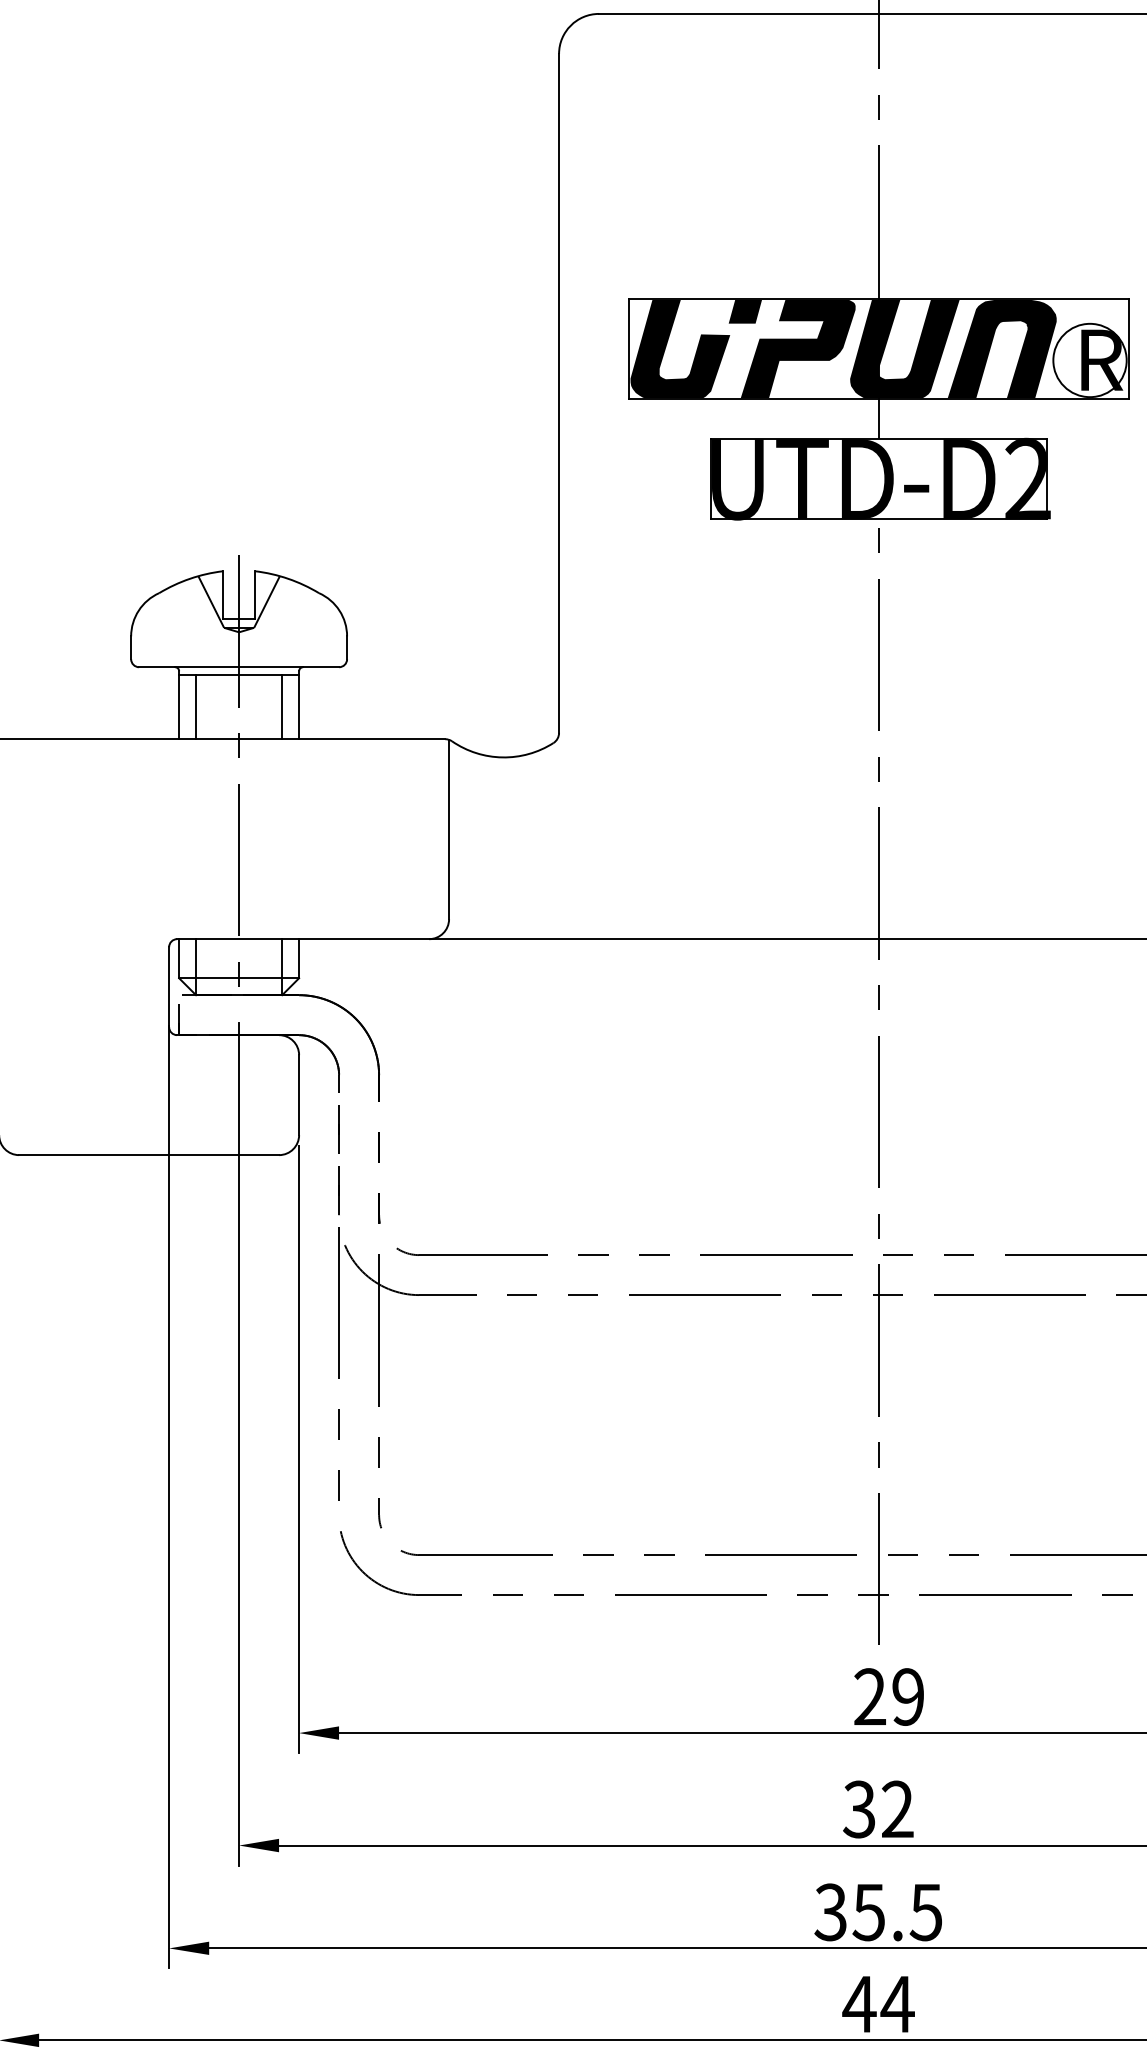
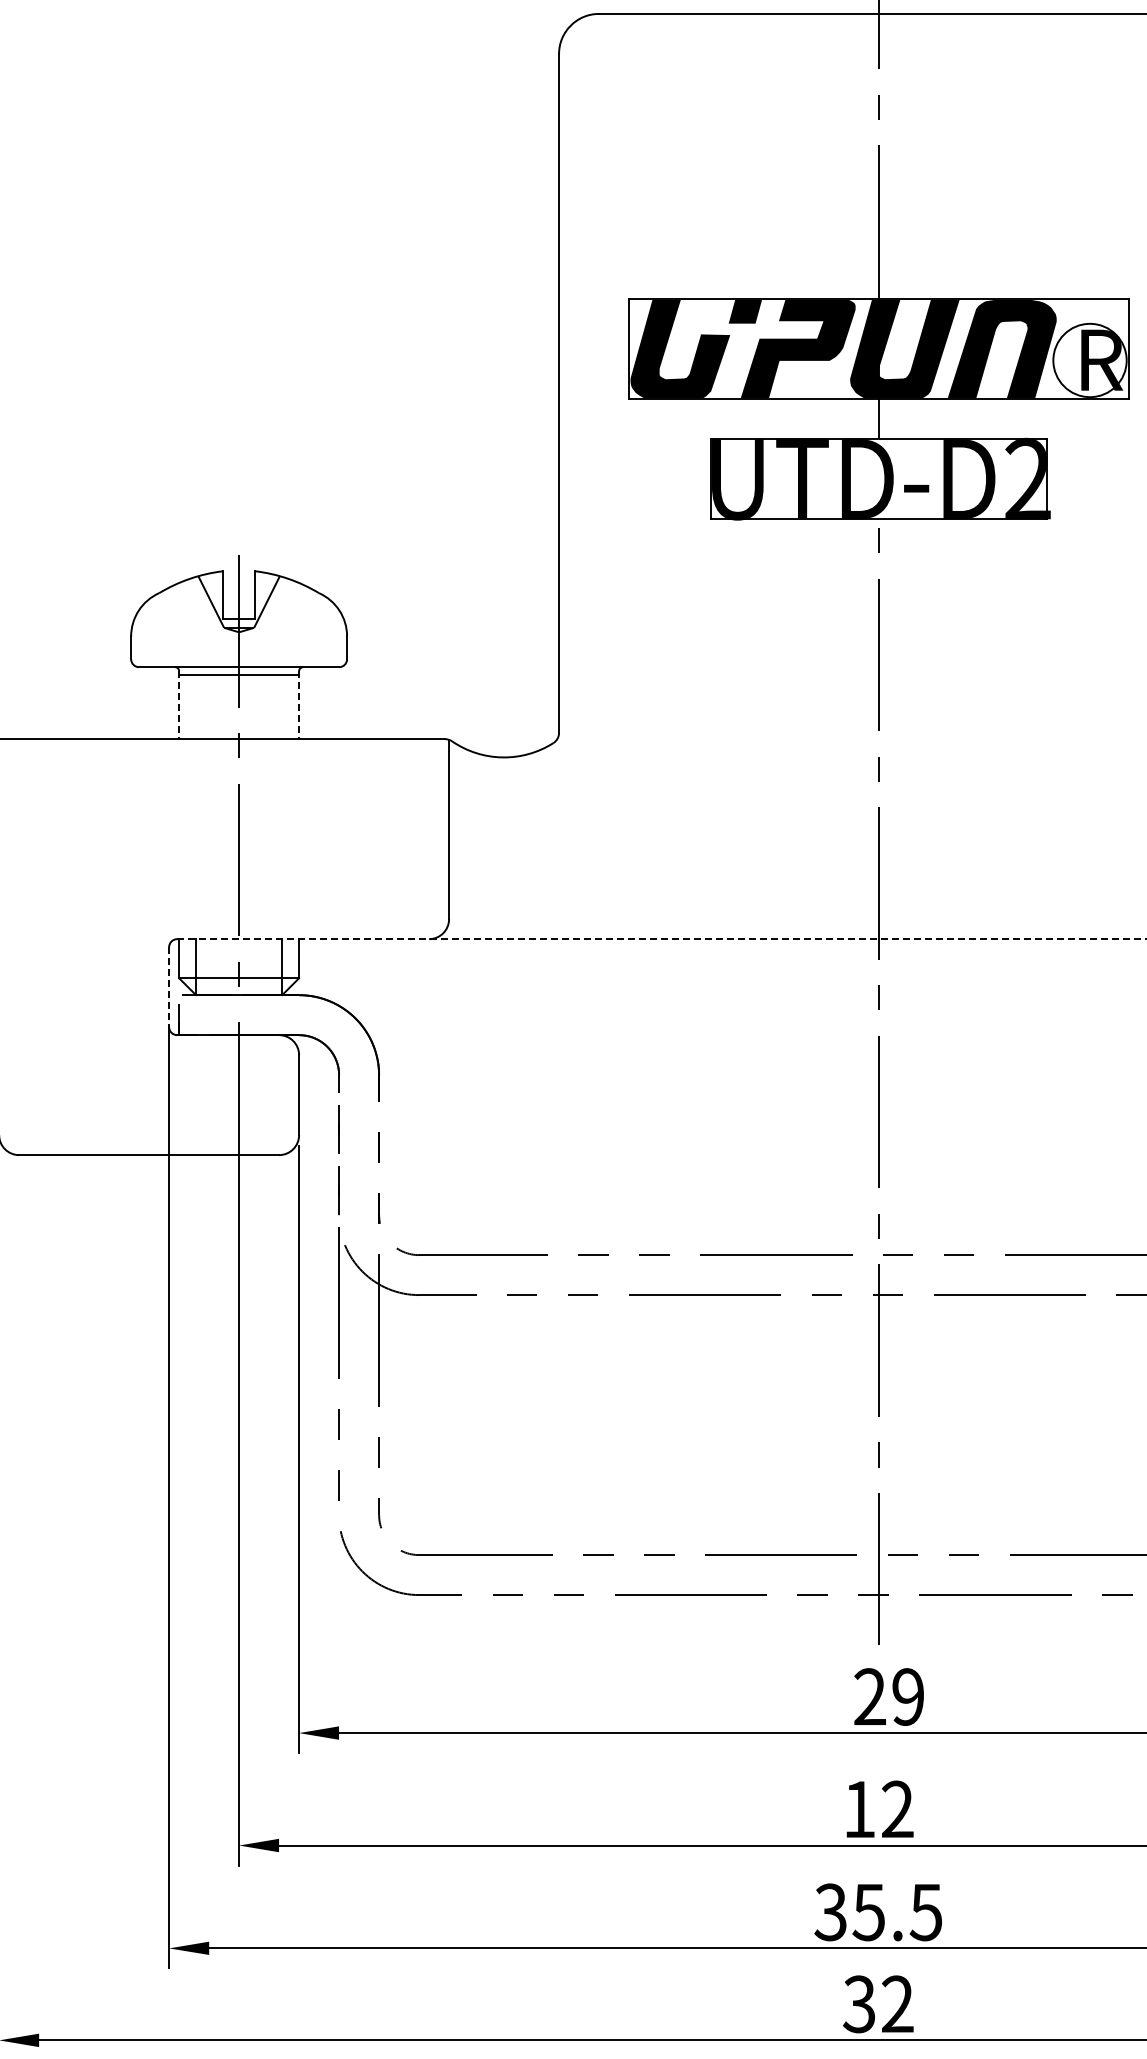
line: solid -> dashed (179, 705)
line: solid -> dashed (299, 705)
line: present -> none (196, 707)
line: present -> none (282, 707)
line: solid -> dashed (662, 939)
line: solid -> dashed (169, 987)
text: 32 -> 12 (859, 1809)
text: 44 -> 32 (878, 2004)
